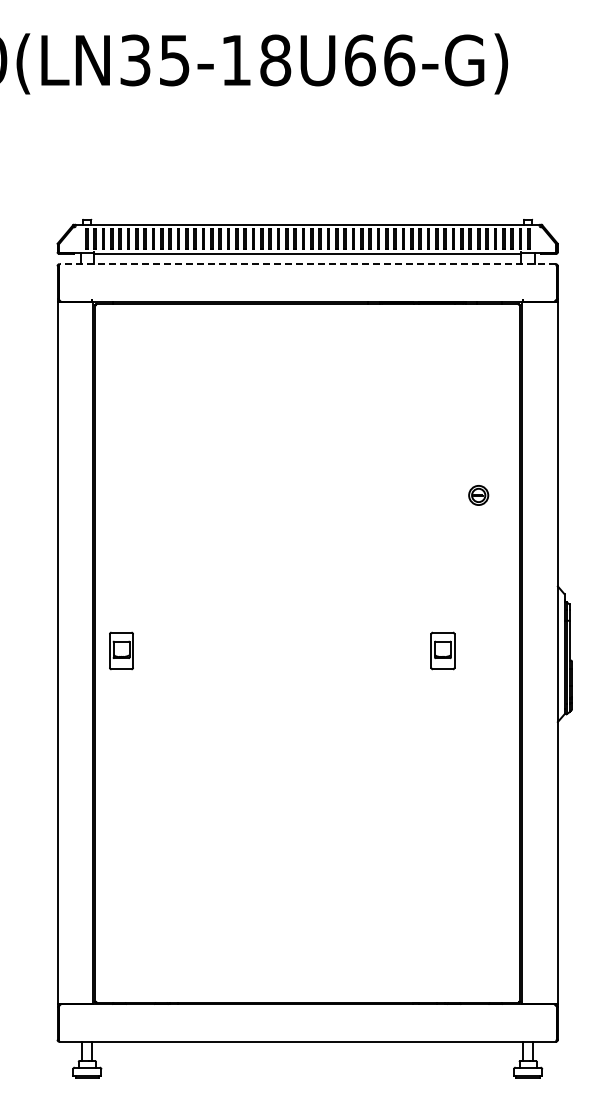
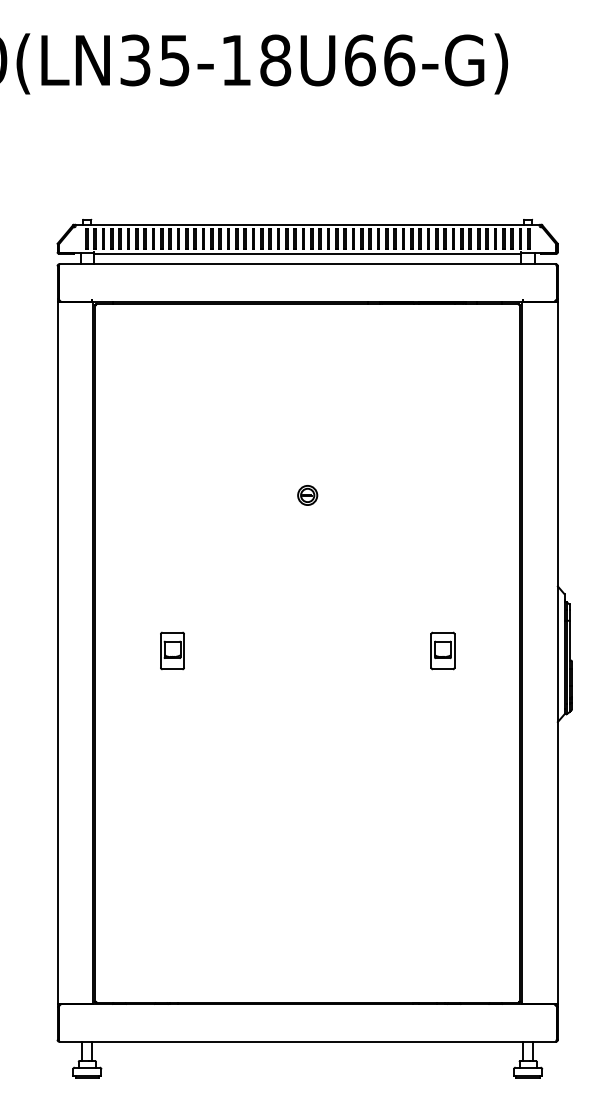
line: dashed -> solid (307, 264)
part position: (478, 495) -> (307, 495) (307, 495)
part position: (121, 650) -> (172, 650) (172, 650)
